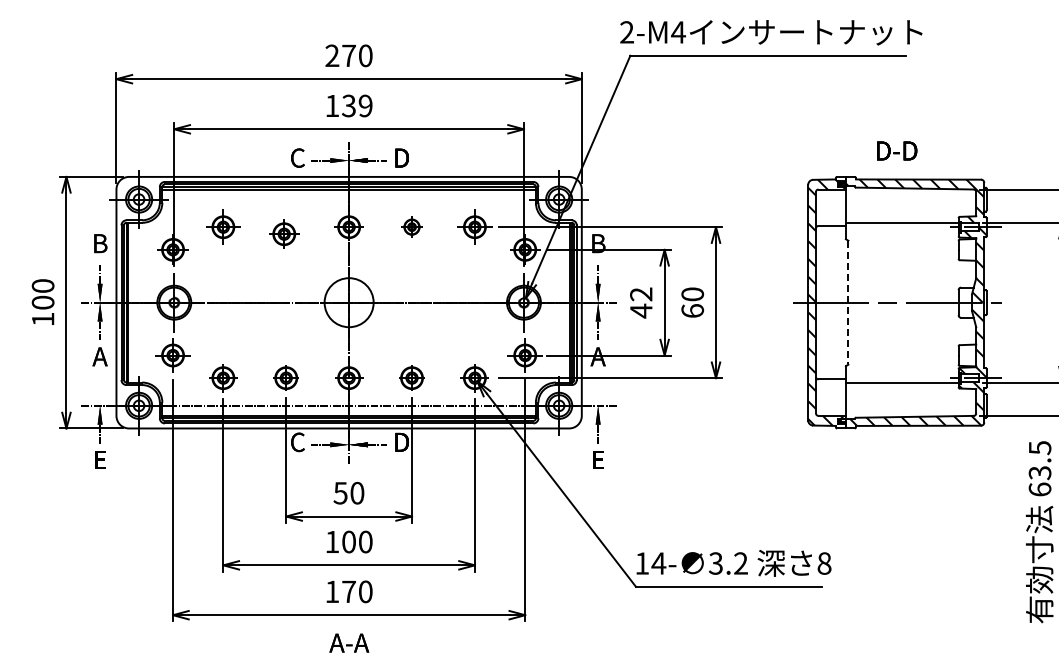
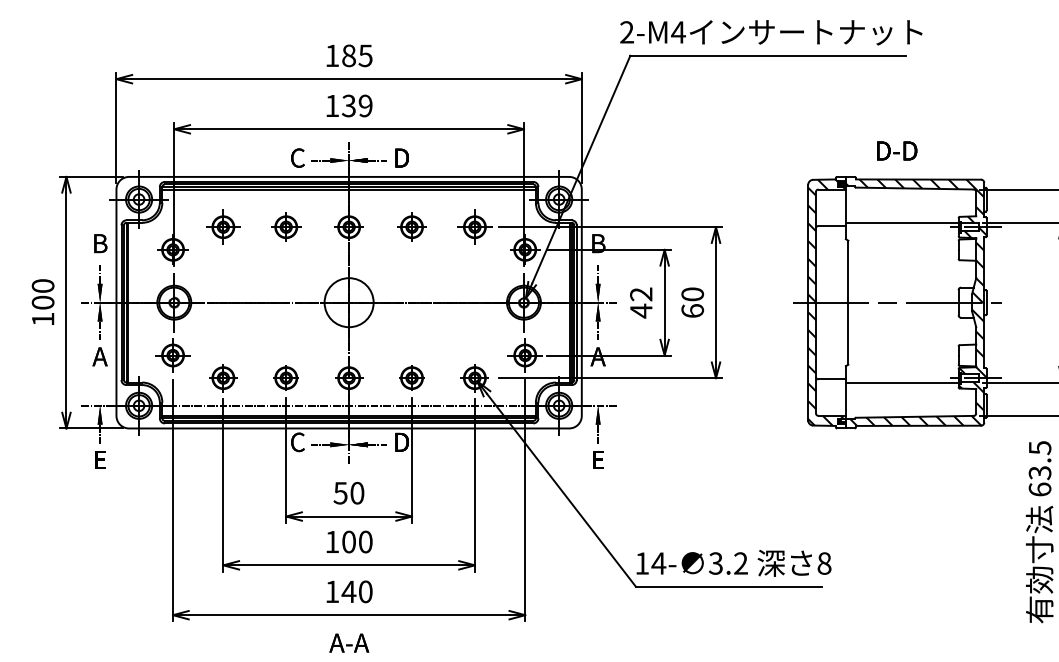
text: 270 -> 185 (348, 55)
part size: 22x22 px -> 30x30 px (411, 226)
part position: (284, 233) -> (286, 226) (286, 226)
line: dashed -> solid (848, 302)
text: 170 -> 140 (348, 591)
